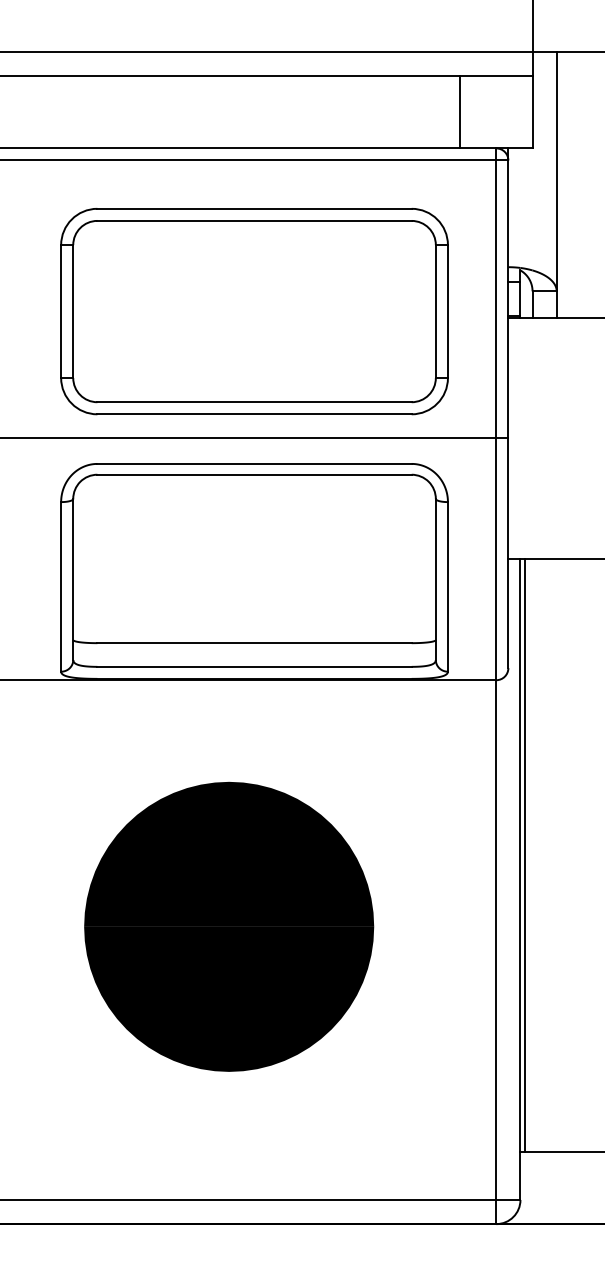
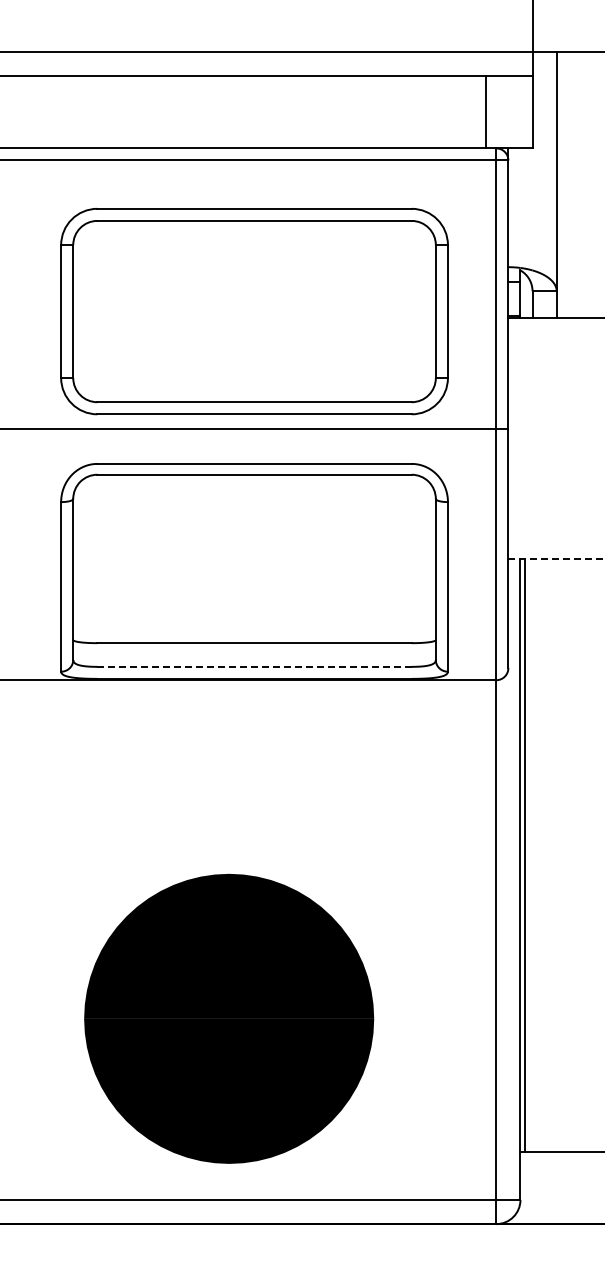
line position: (460, 111) -> (486, 111) (486, 111)
line position: (255, 438) -> (255, 429) (255, 429)
line: solid -> dashed (556, 559)
line: solid -> dashed (254, 666)
part position: (229, 926) -> (229, 1018) (229, 1018)
